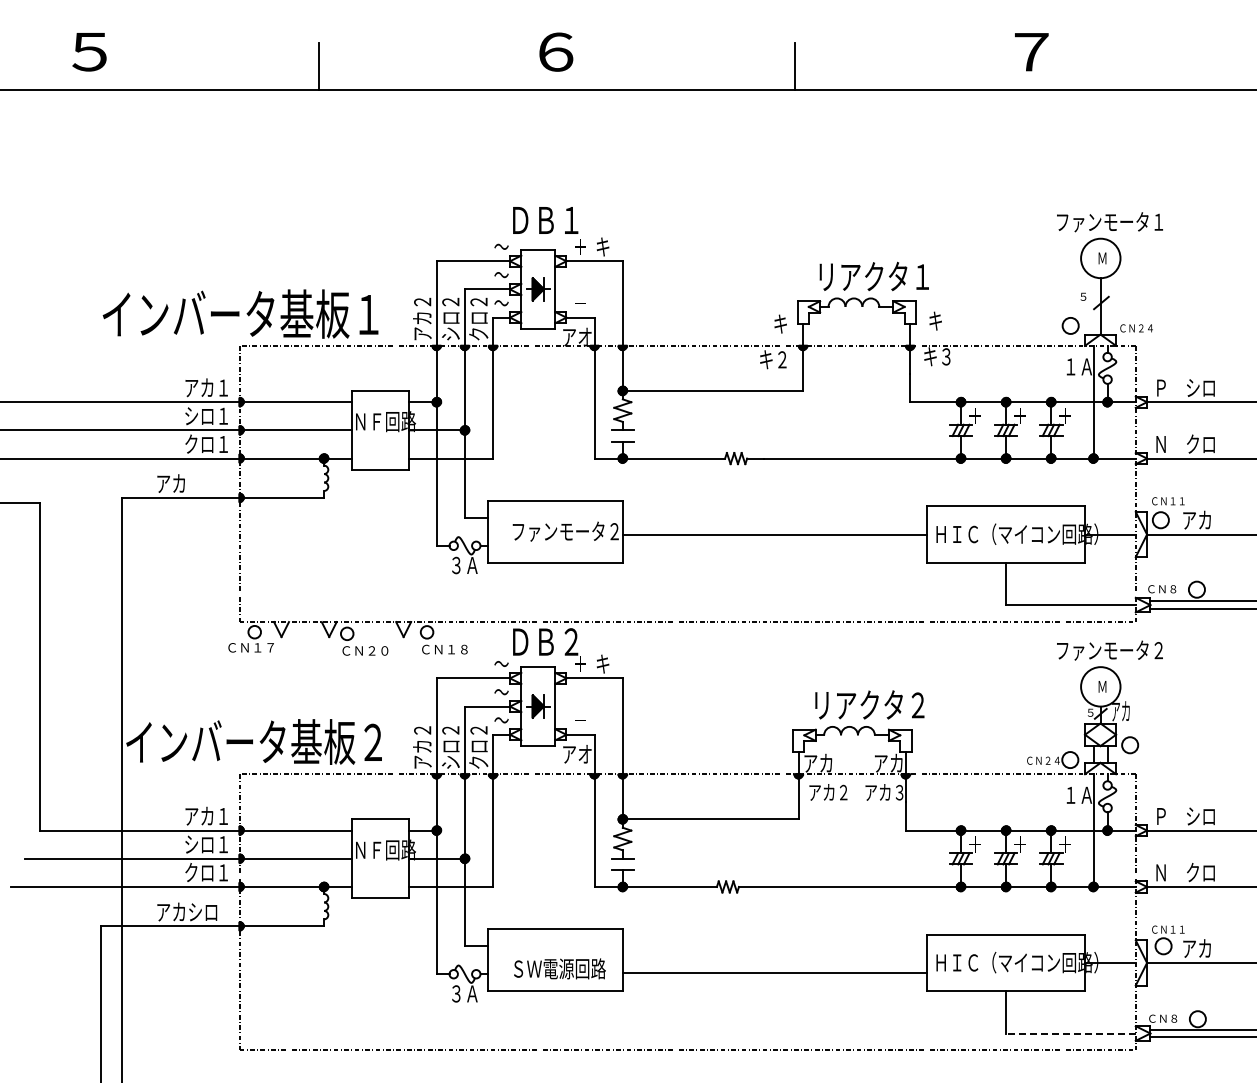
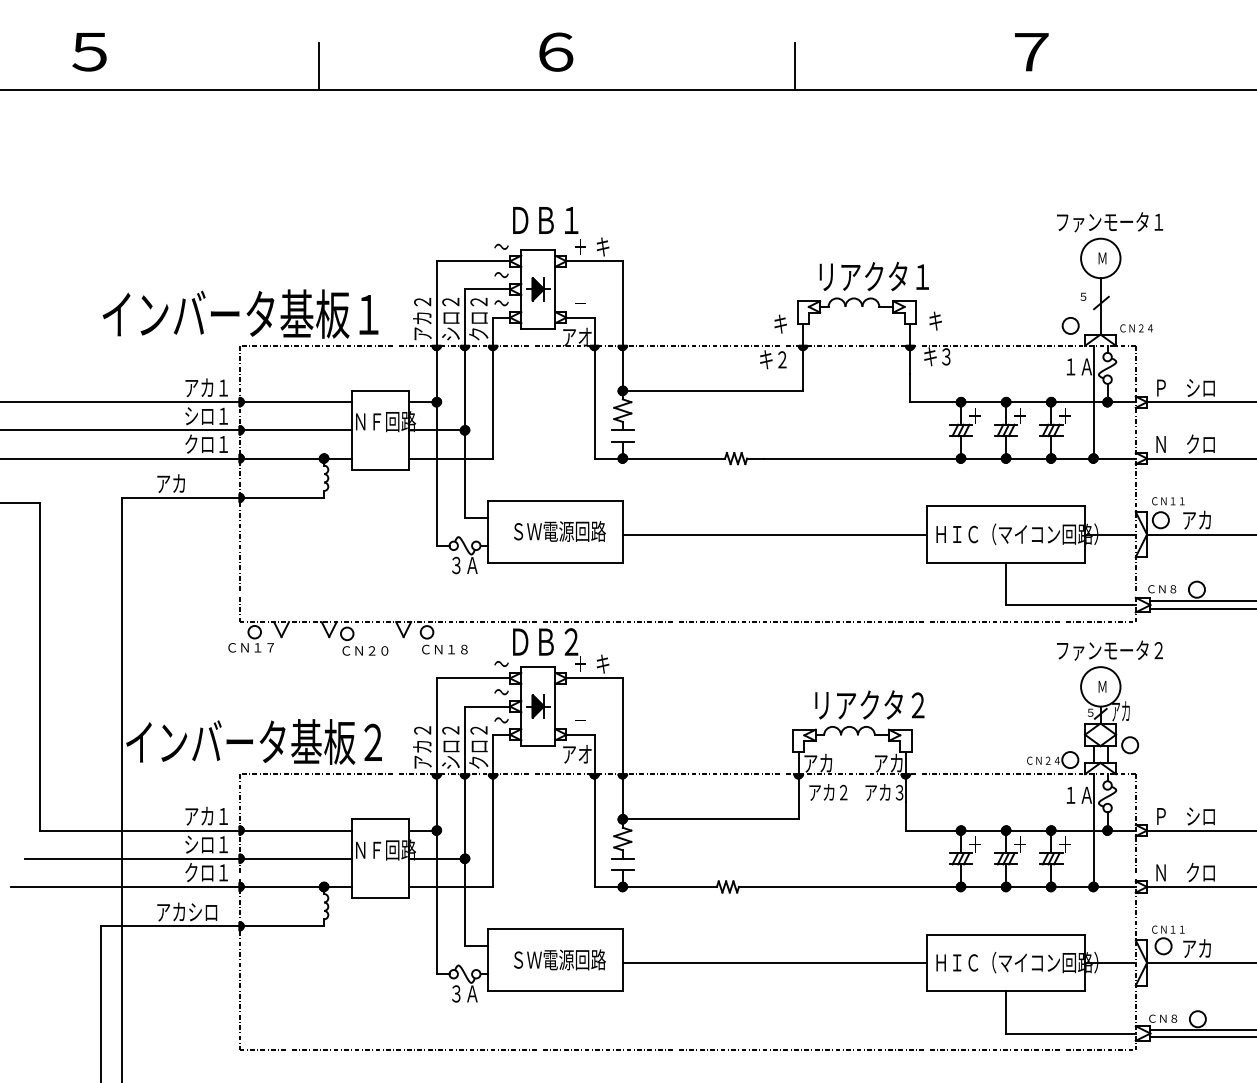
text: ファンモータ２ -> ＳＷ電源回路 (565, 531)
text position: (559, 968) -> (559, 959) (559, 959)
line position: (774, 972) -> (774, 962) (774, 962)
line: dashed -> solid (1070, 1033)
